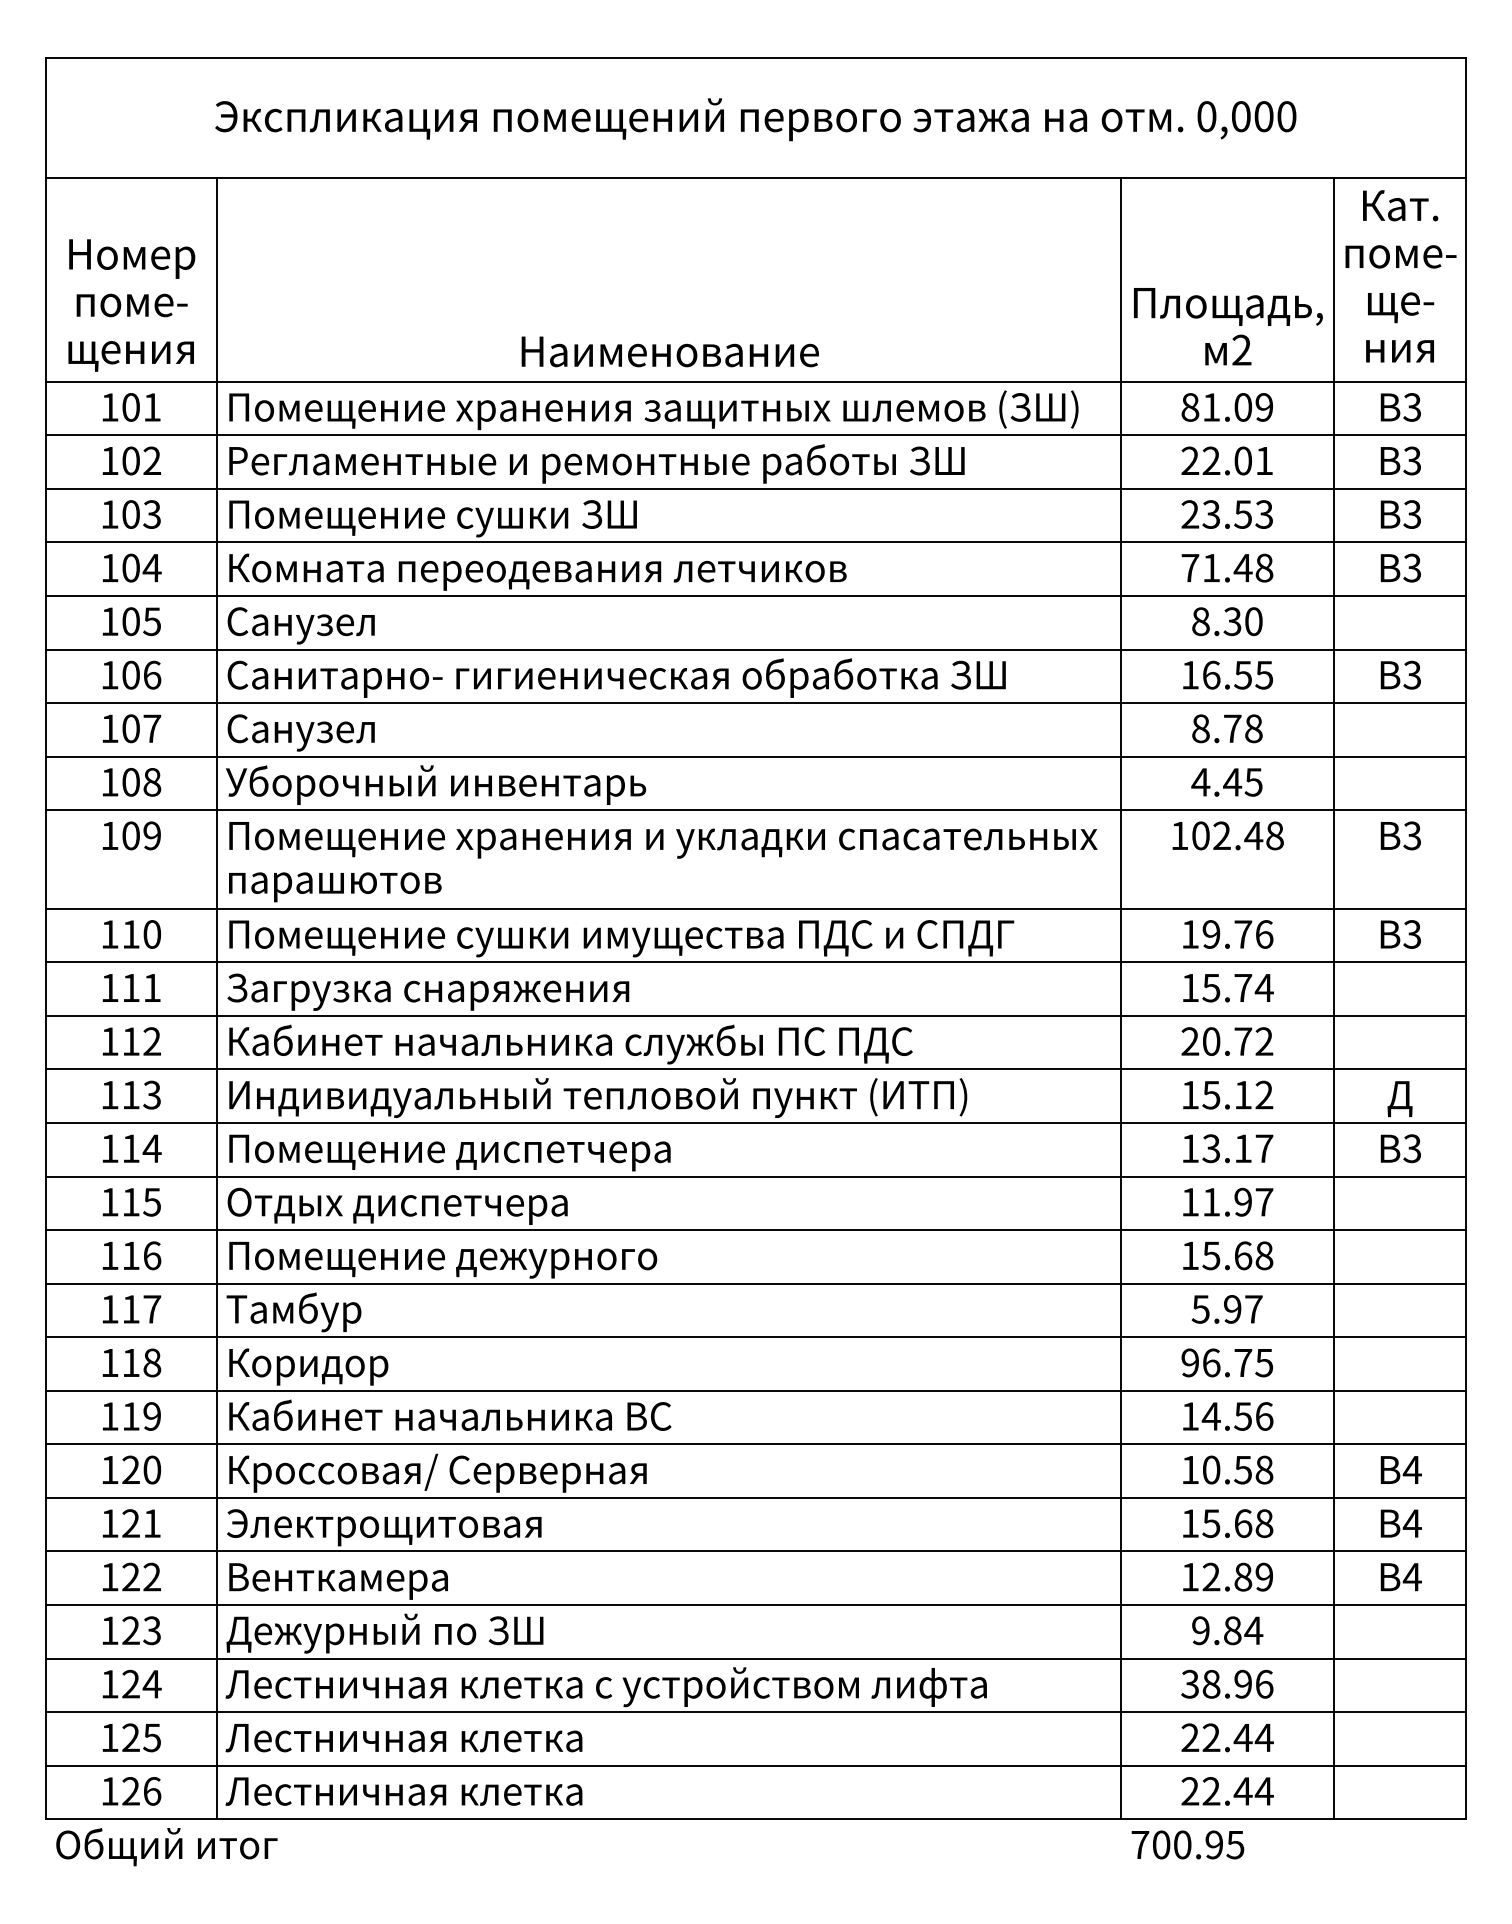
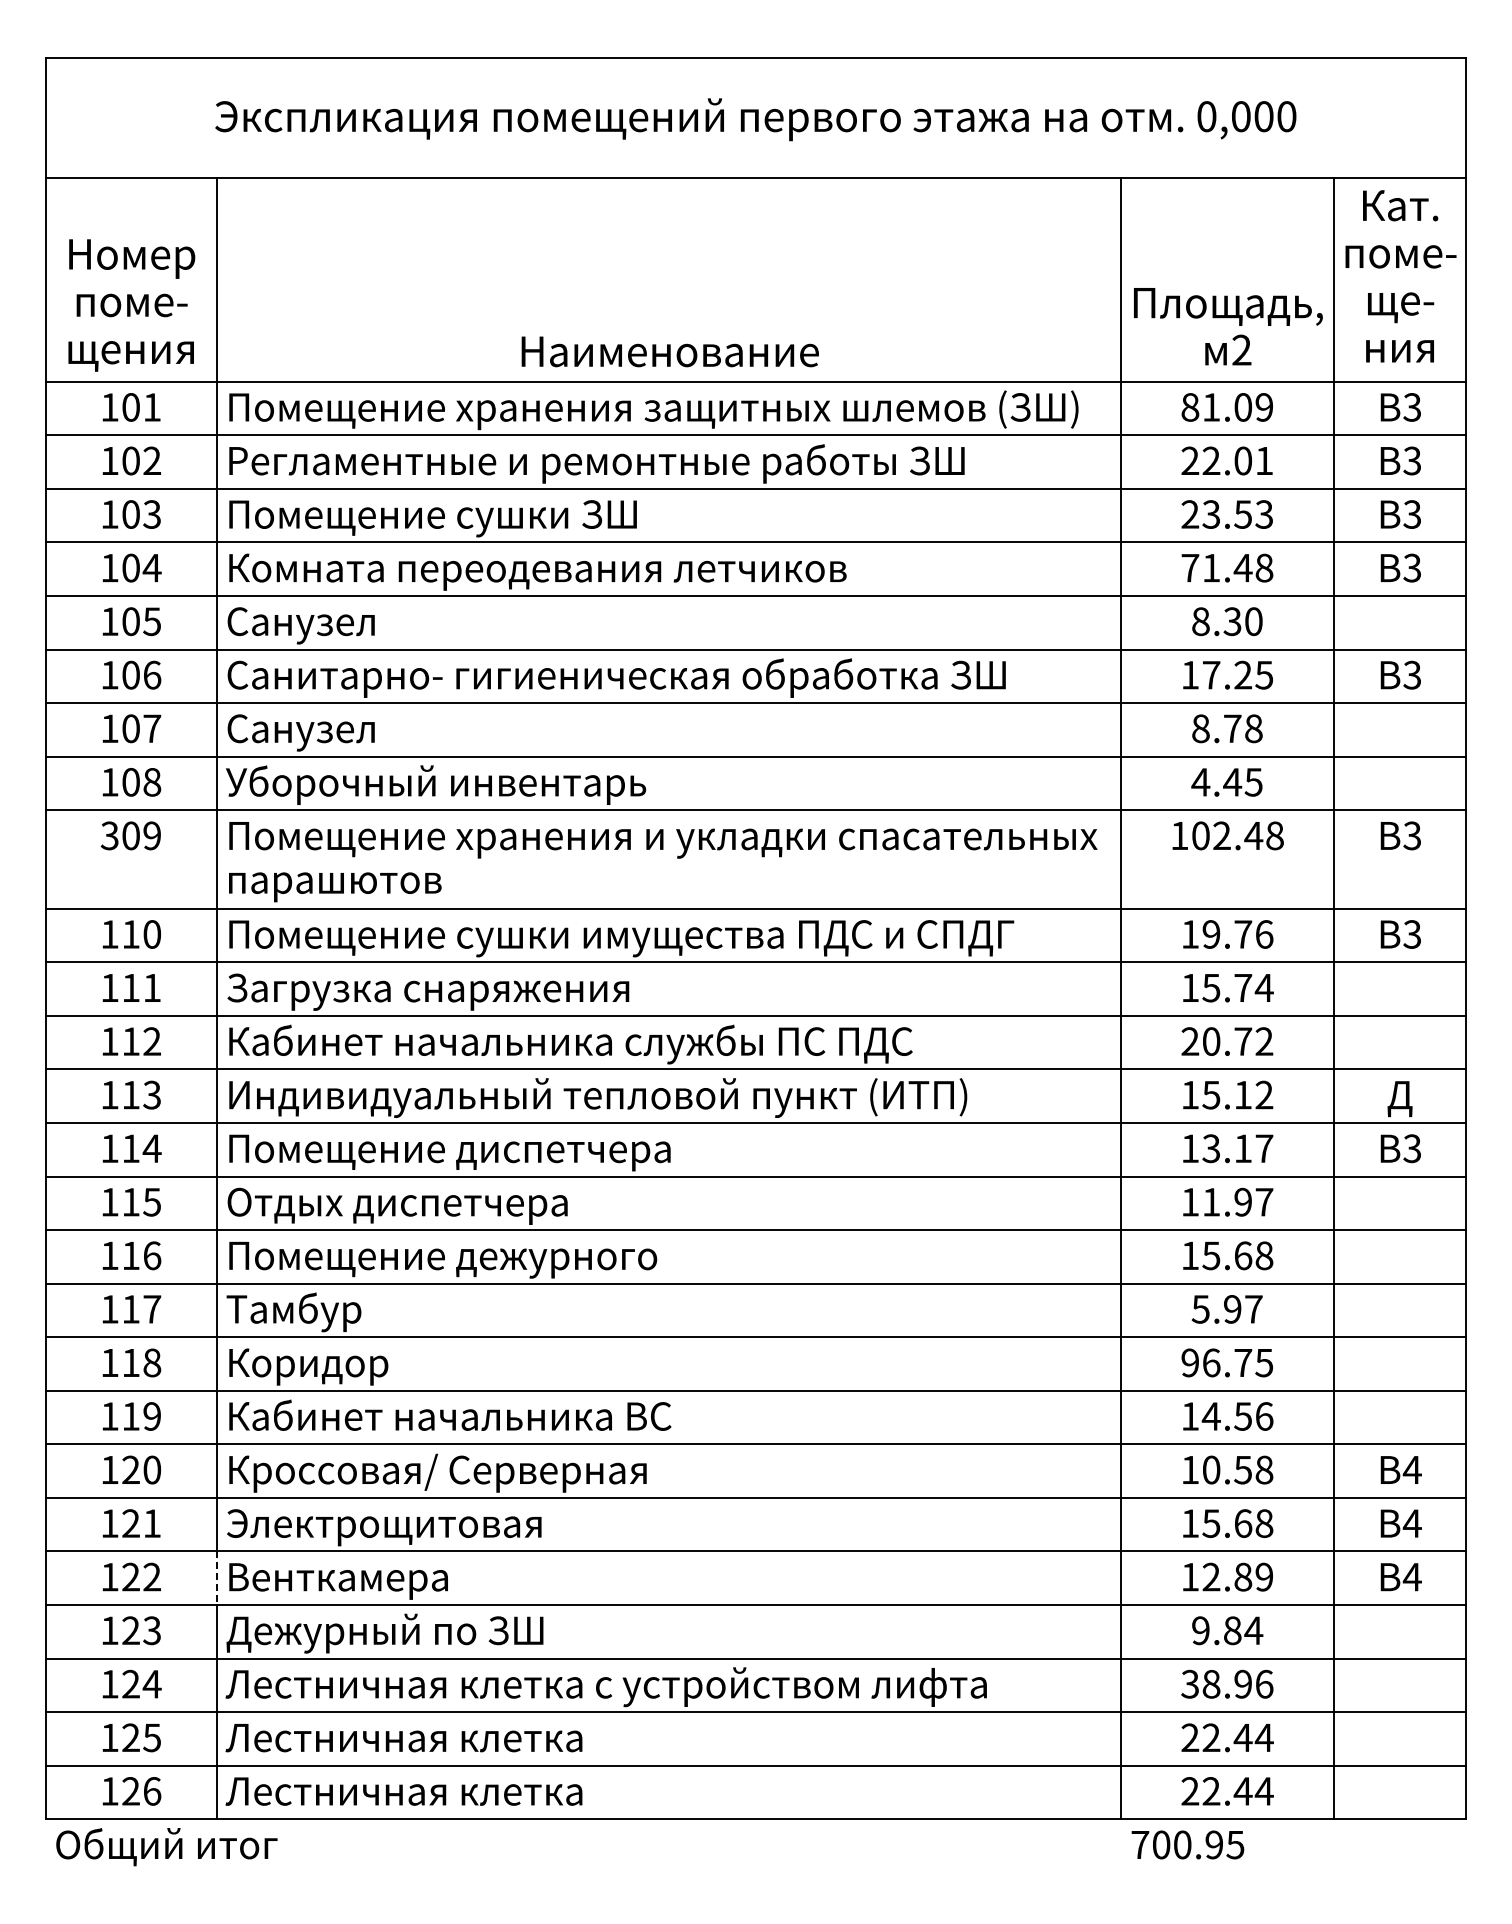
text: 16.55 -> 17.25 (1227, 674)
text: 109 -> 309 (109, 835)
line: solid -> dashed (216, 1578)
